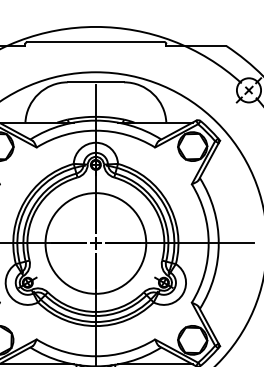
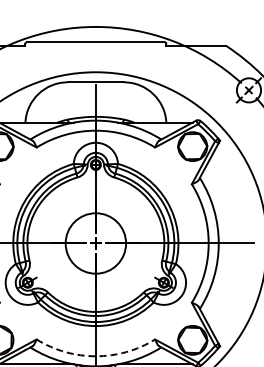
circle diameter: 101 px -> 60 px (95, 243)
arc: solid -> dashed (95, 356)
